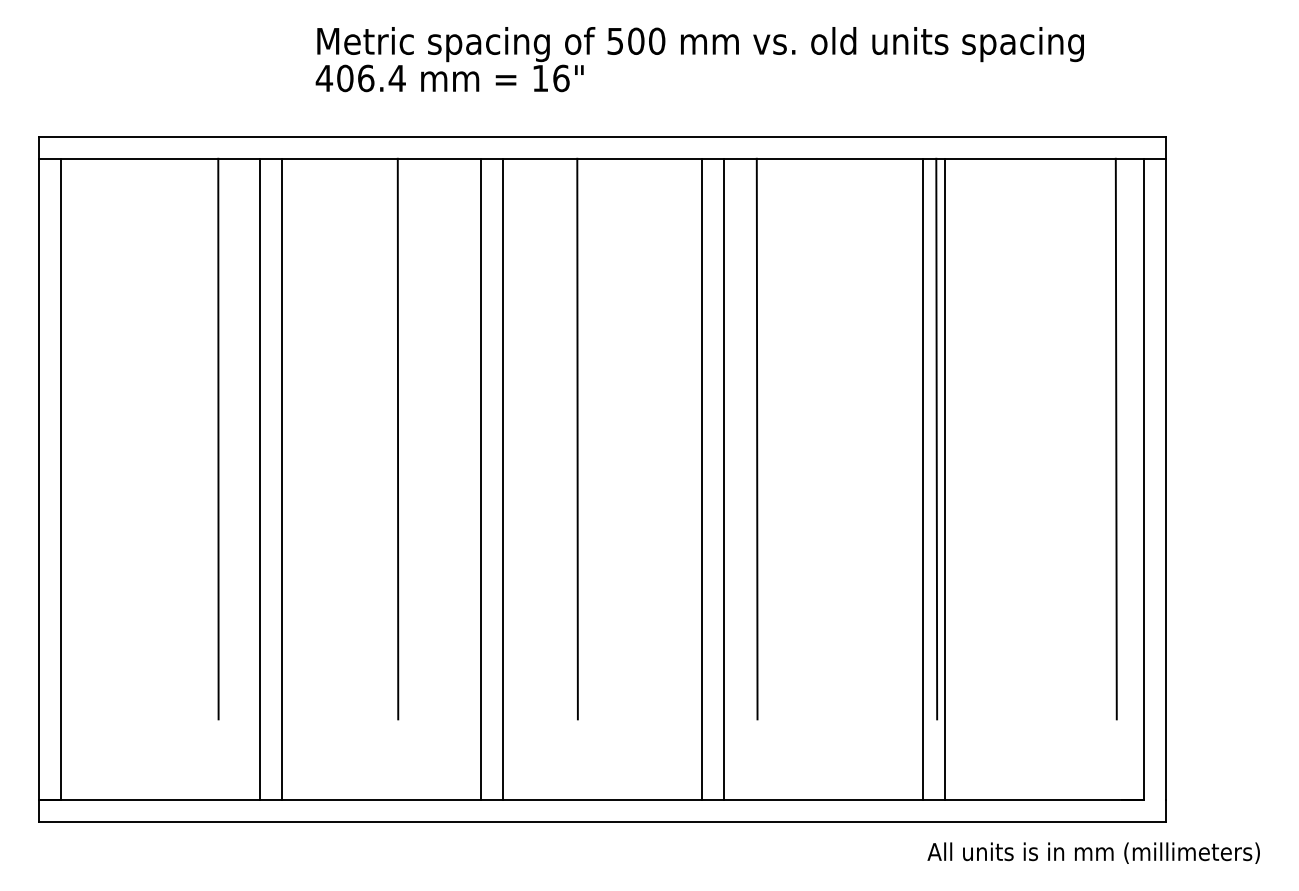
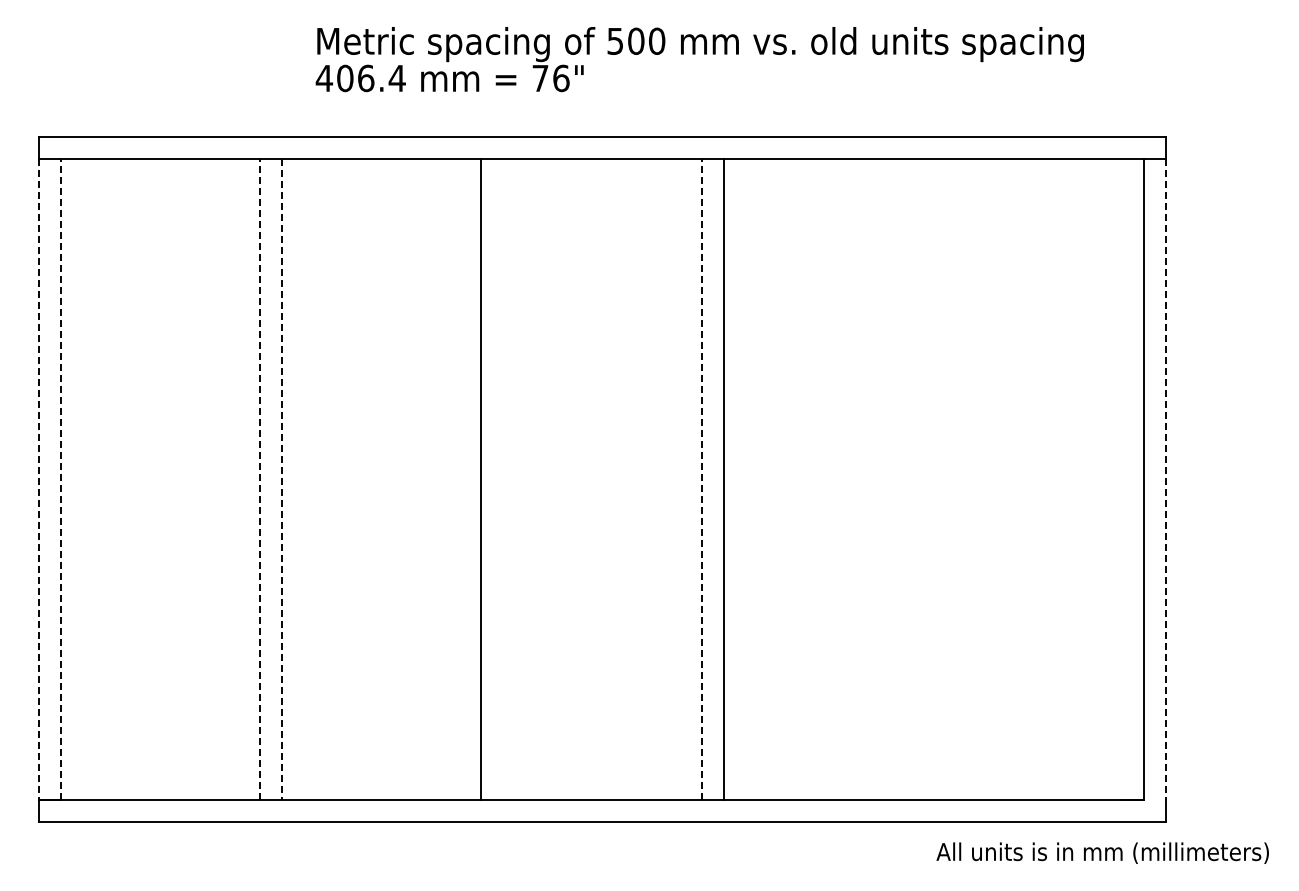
text: 16" -> 76" (540, 78)
line: present -> none (218, 438)
line: present -> none (397, 438)
line: present -> none (577, 438)
line: present -> none (756, 438)
line: present -> none (936, 438)
line: present -> none (1115, 438)
line: solid -> dashed (61, 478)
line: solid -> dashed (259, 478)
line: present -> none (503, 478)
line: solid -> dashed (702, 478)
line: present -> none (923, 478)
line: present -> none (945, 478)
line: solid -> dashed (38, 479)
line: solid -> dashed (282, 479)
line: solid -> dashed (1166, 479)
text position: (1093, 852) -> (1102, 852) (1102, 852)
